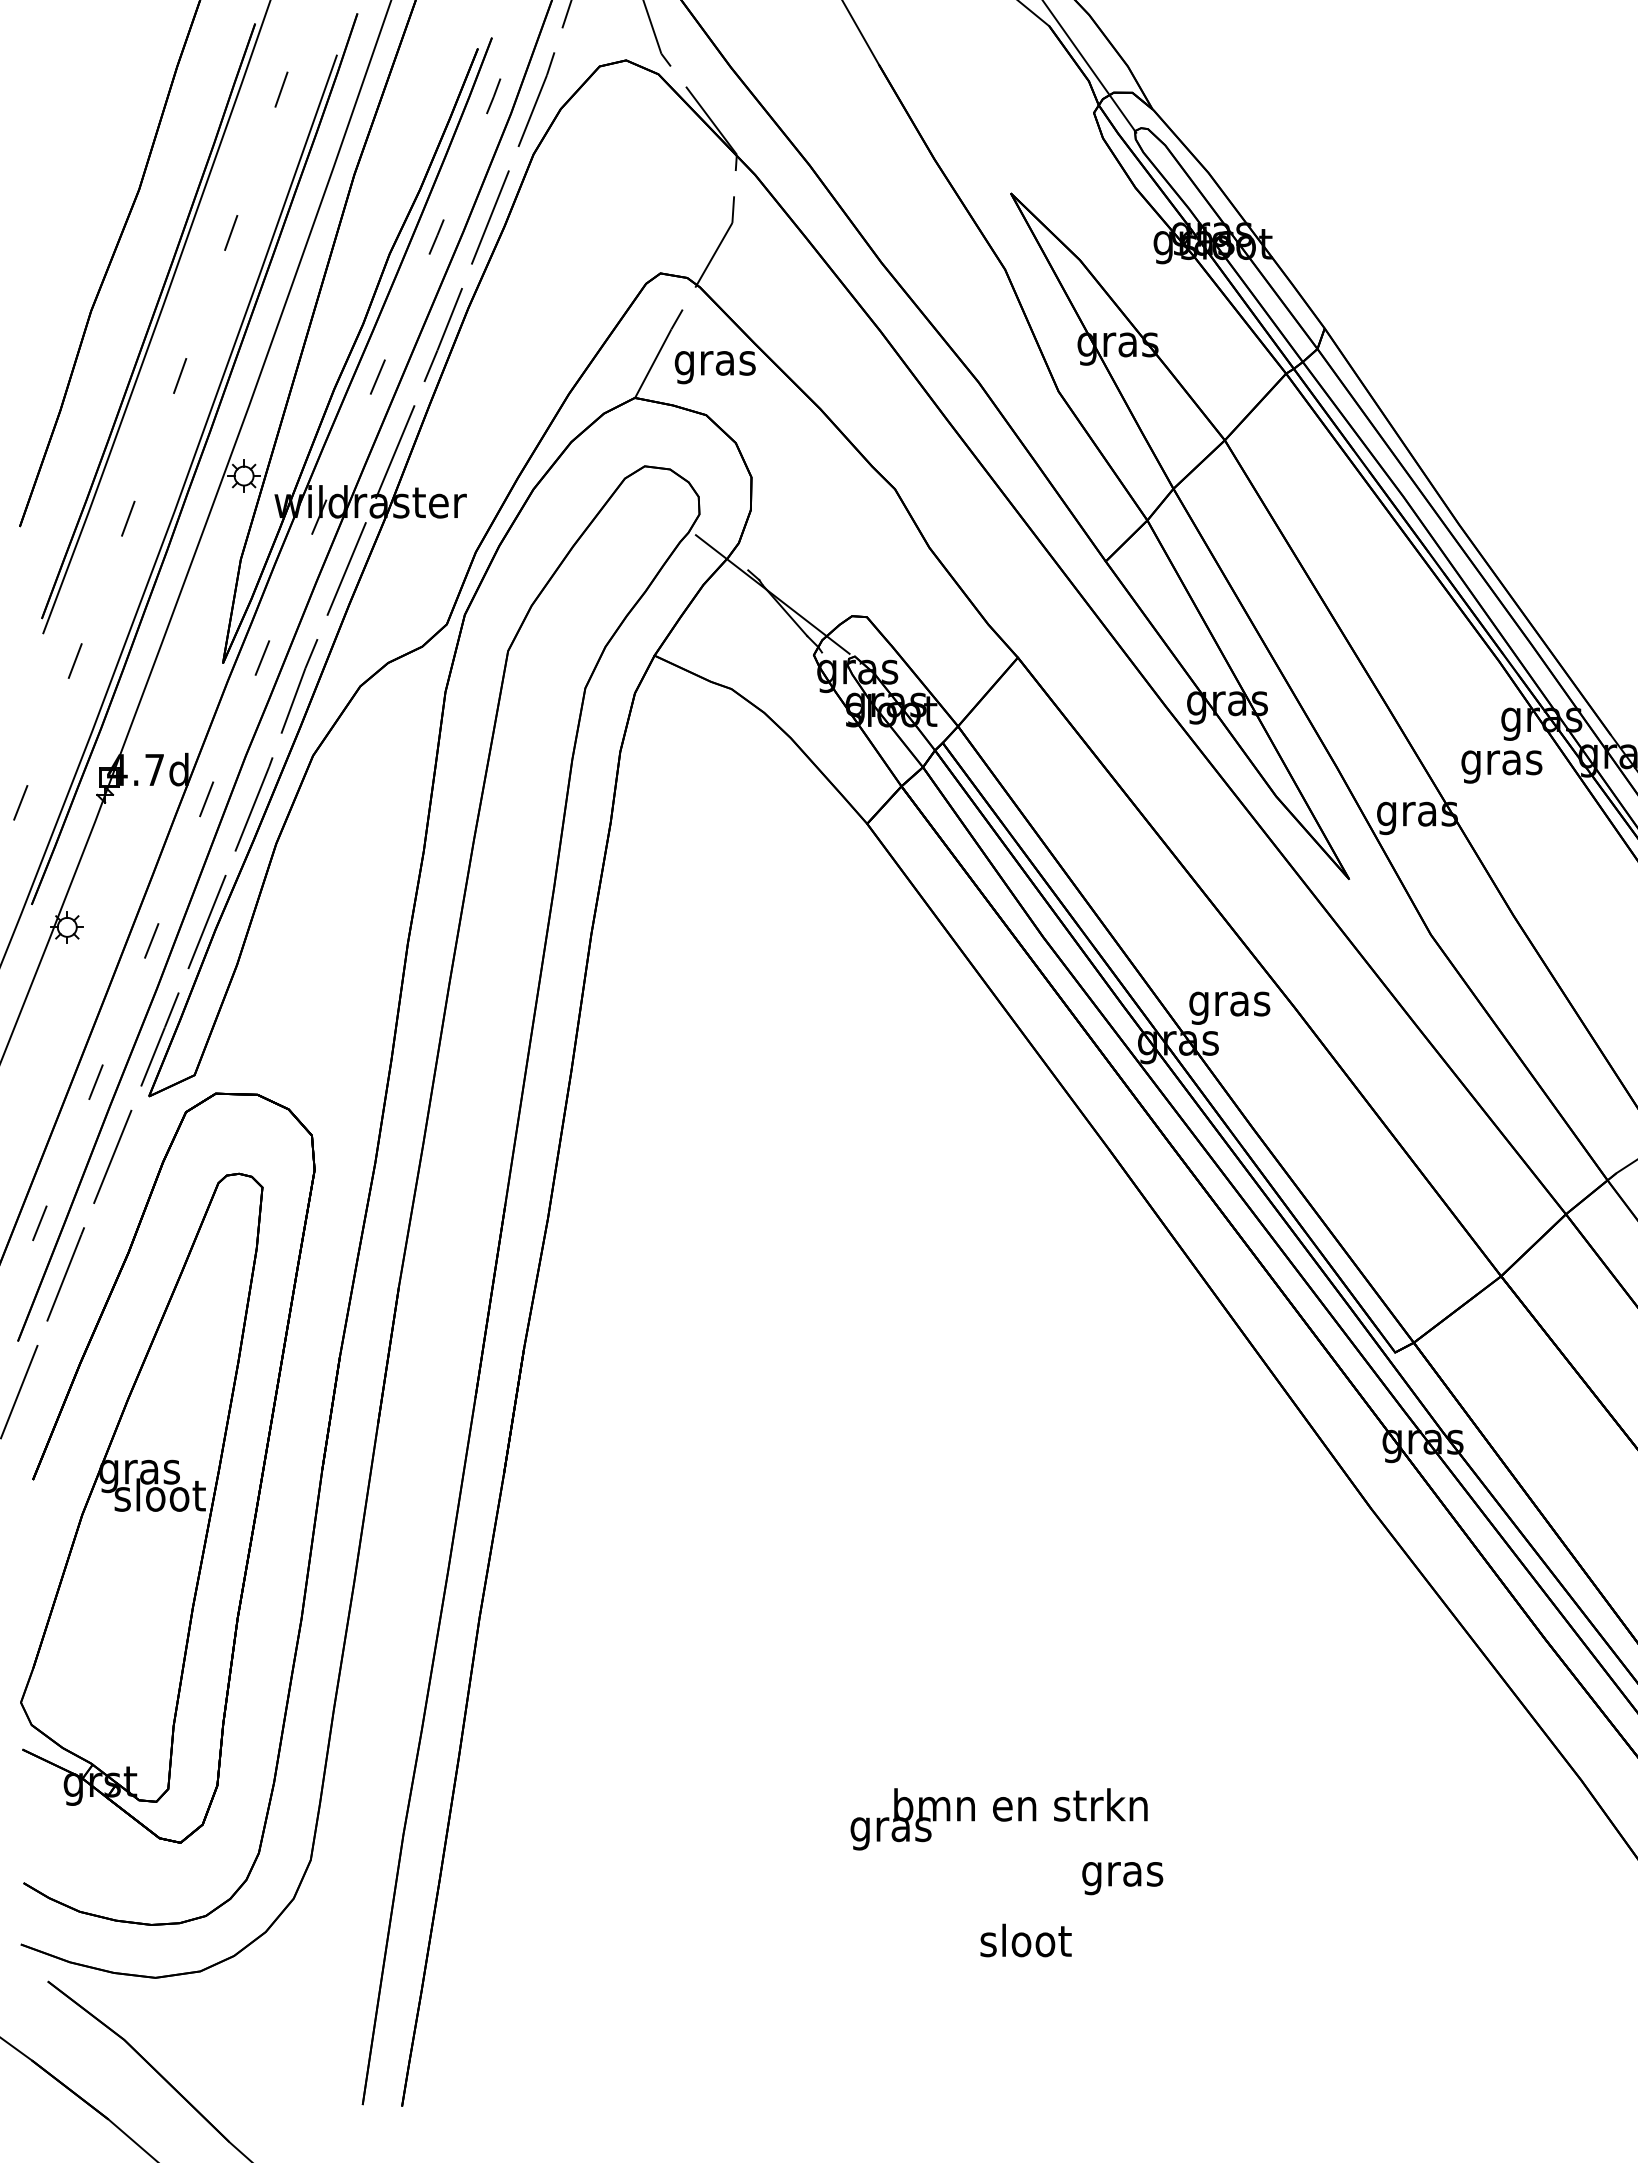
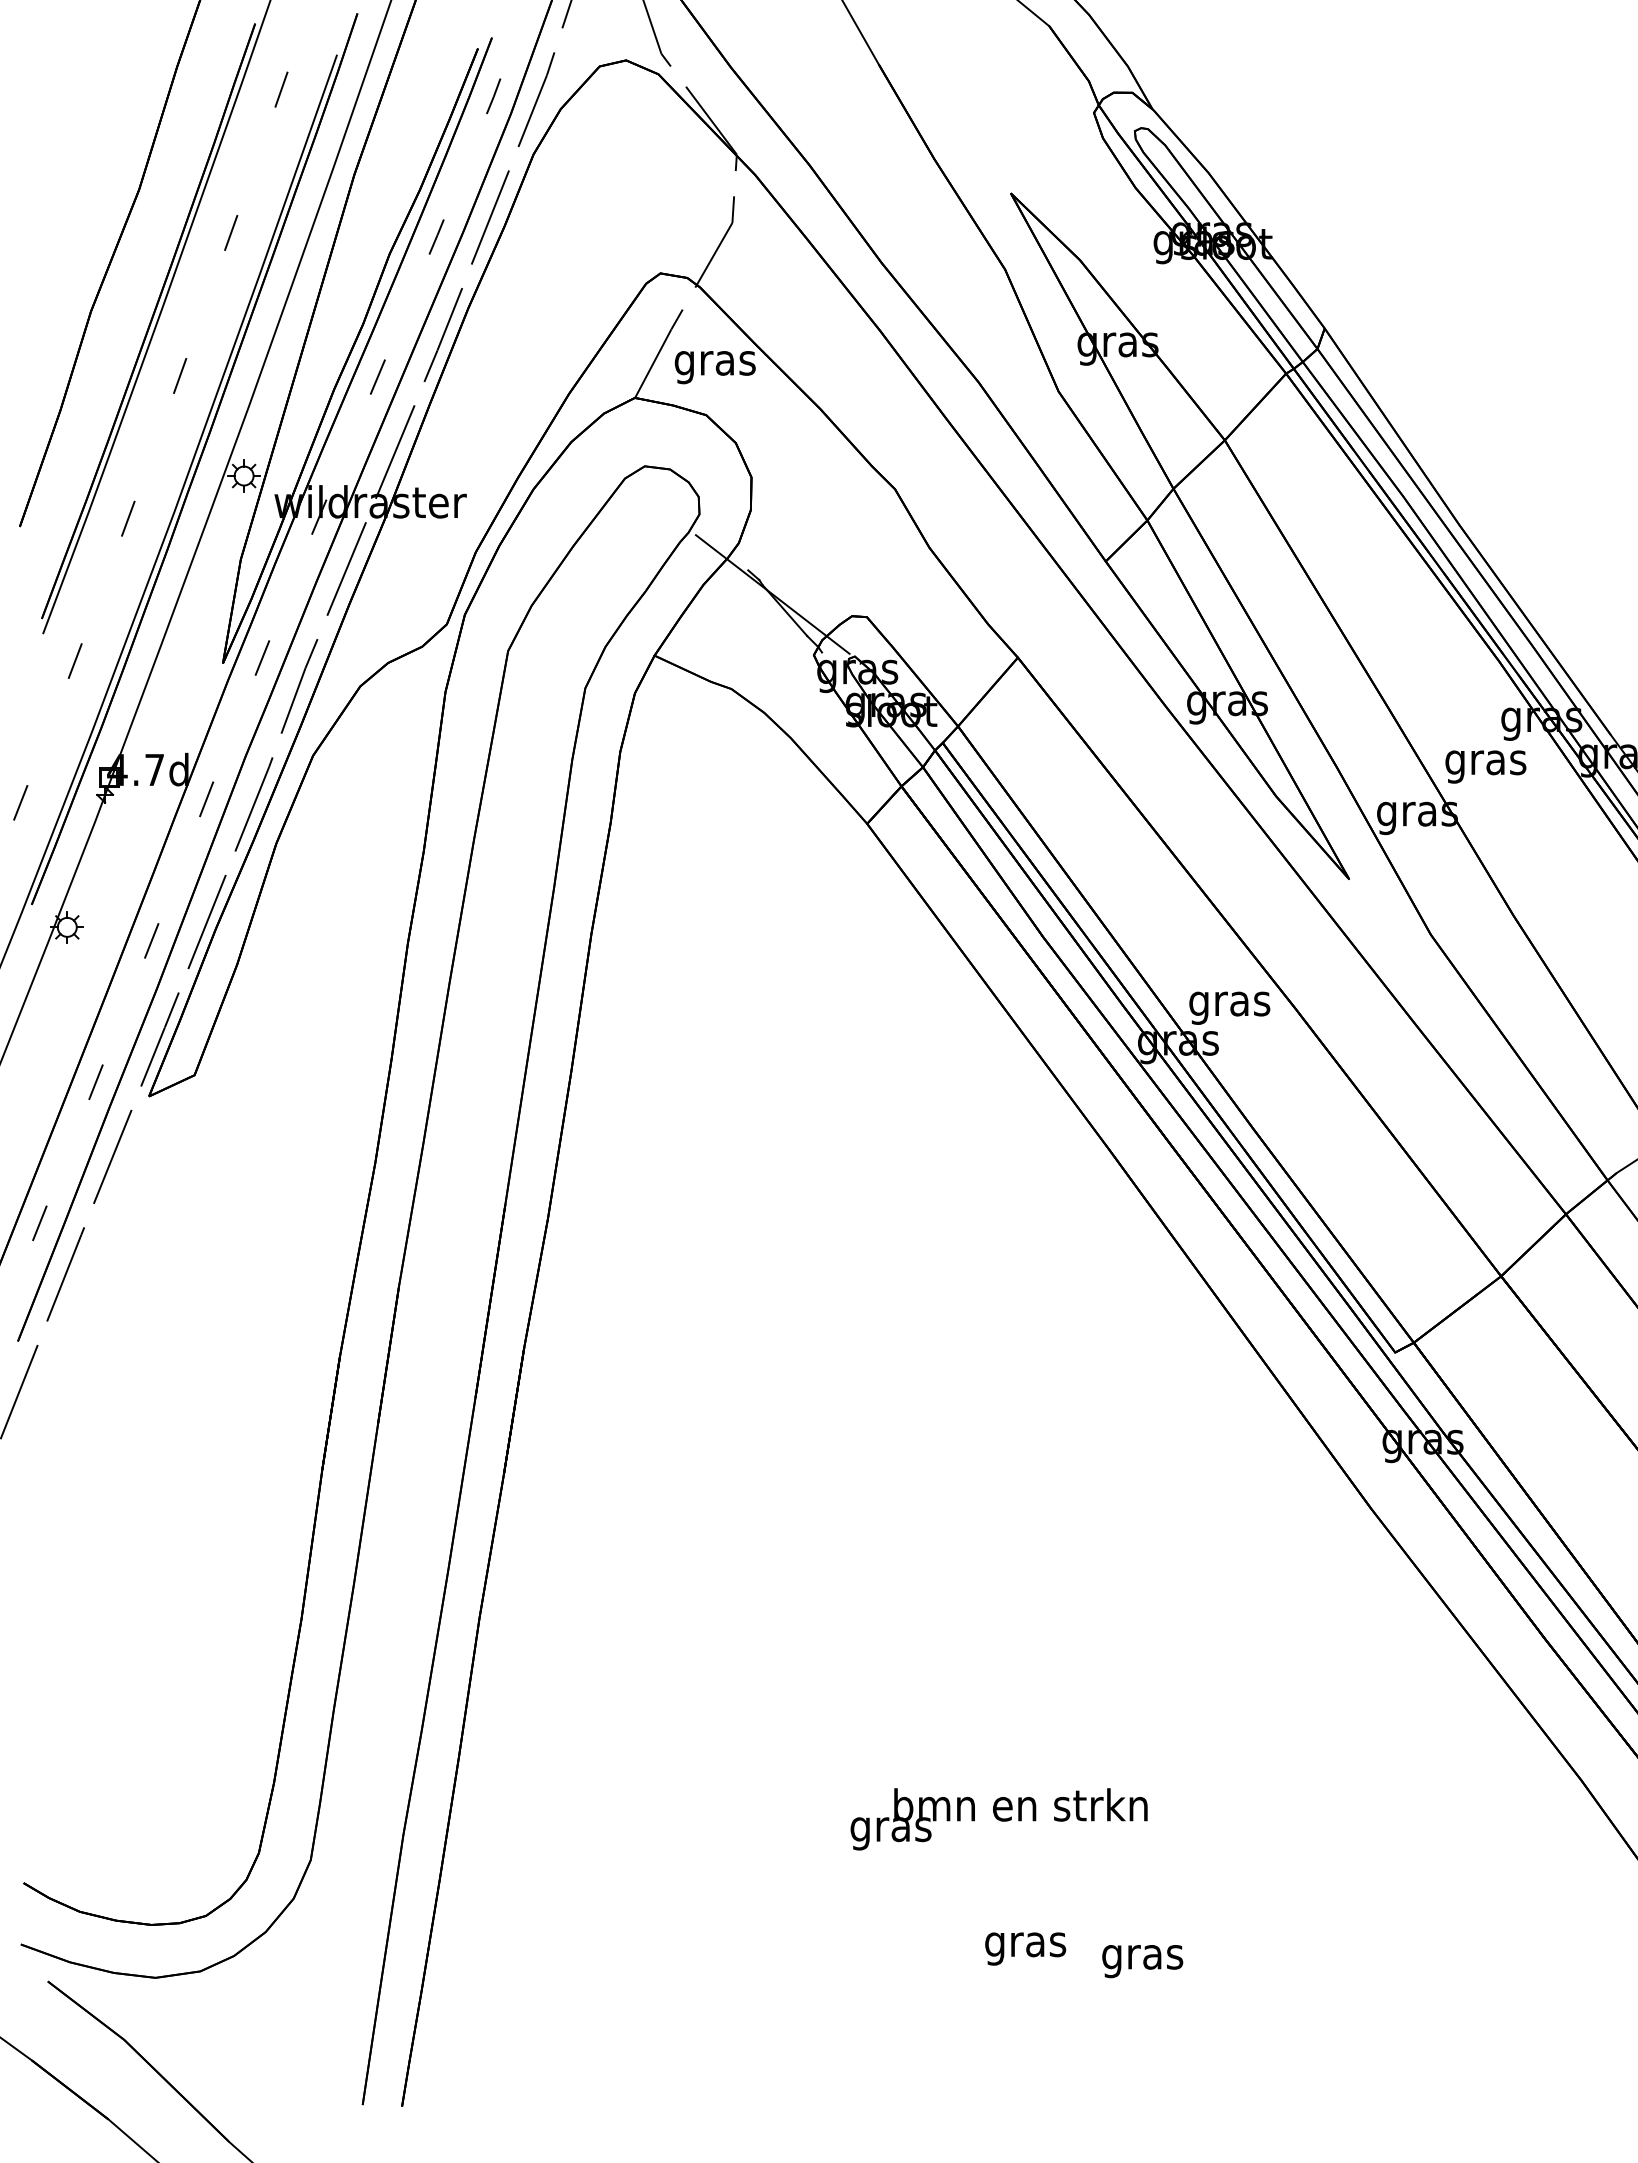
line: present -> none (1090, 67)
text position: (1501, 766) -> (1485, 766) (1485, 766)
part: present -> none (167, 1467)
text position: (1122, 1878) -> (1142, 1961) (1142, 1961)
text: sloot -> gras (1025, 1944)
